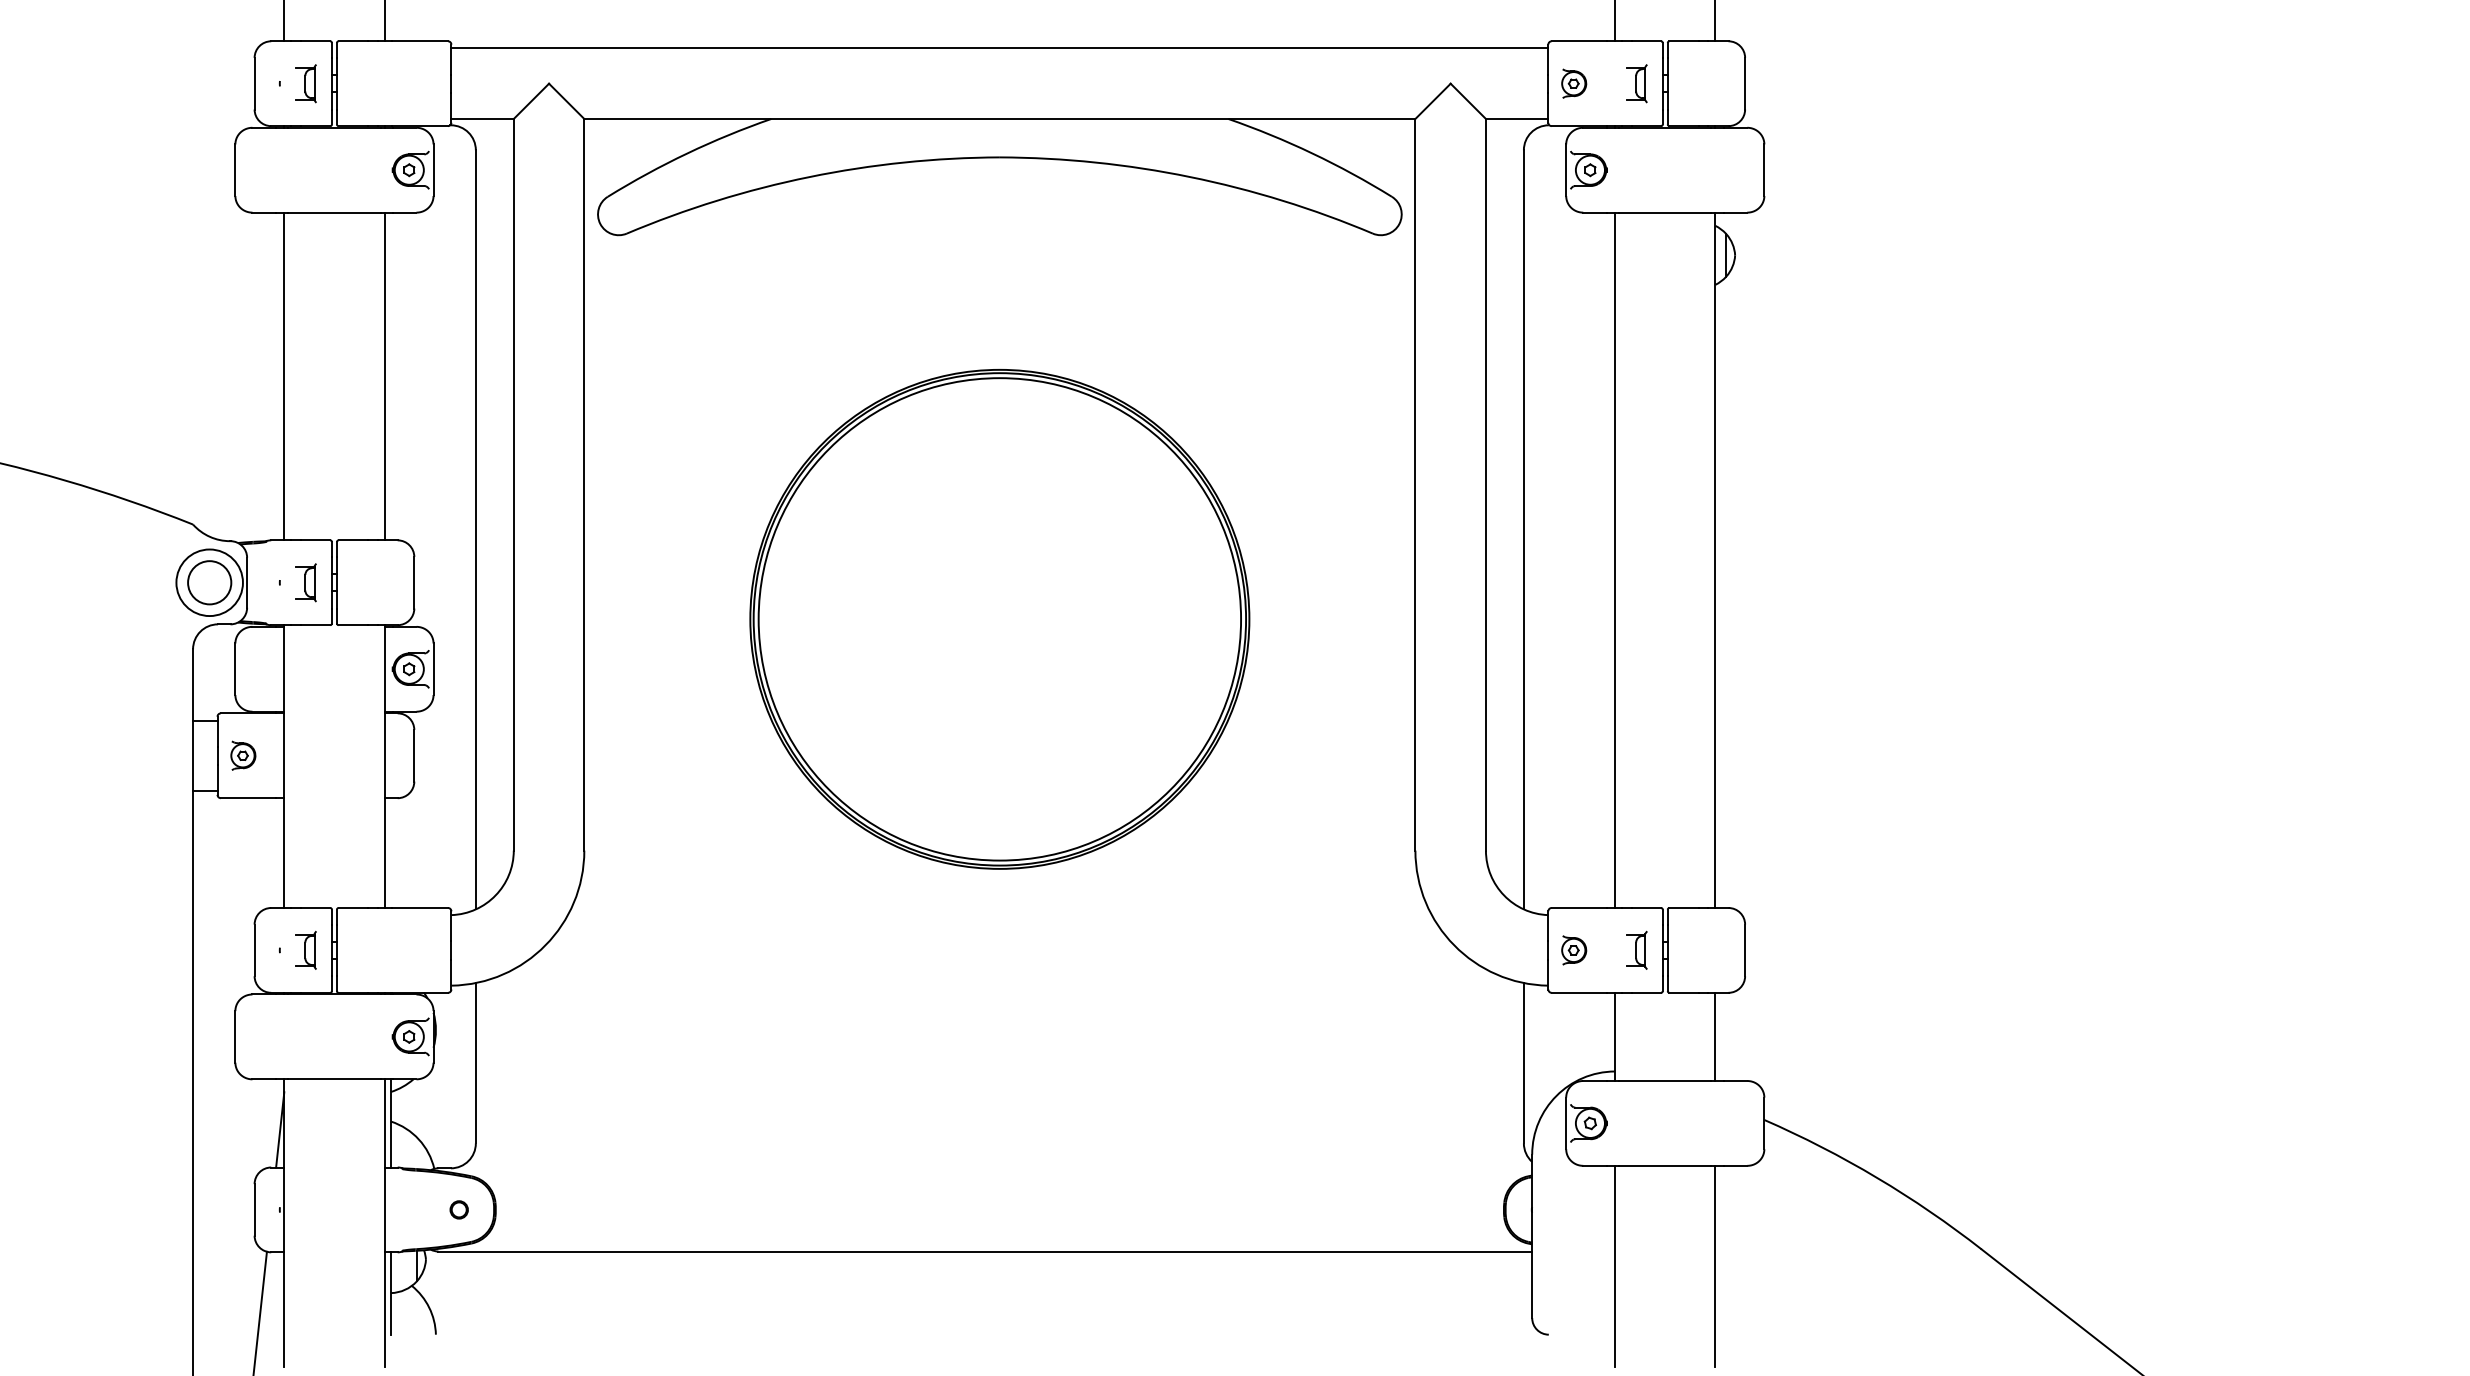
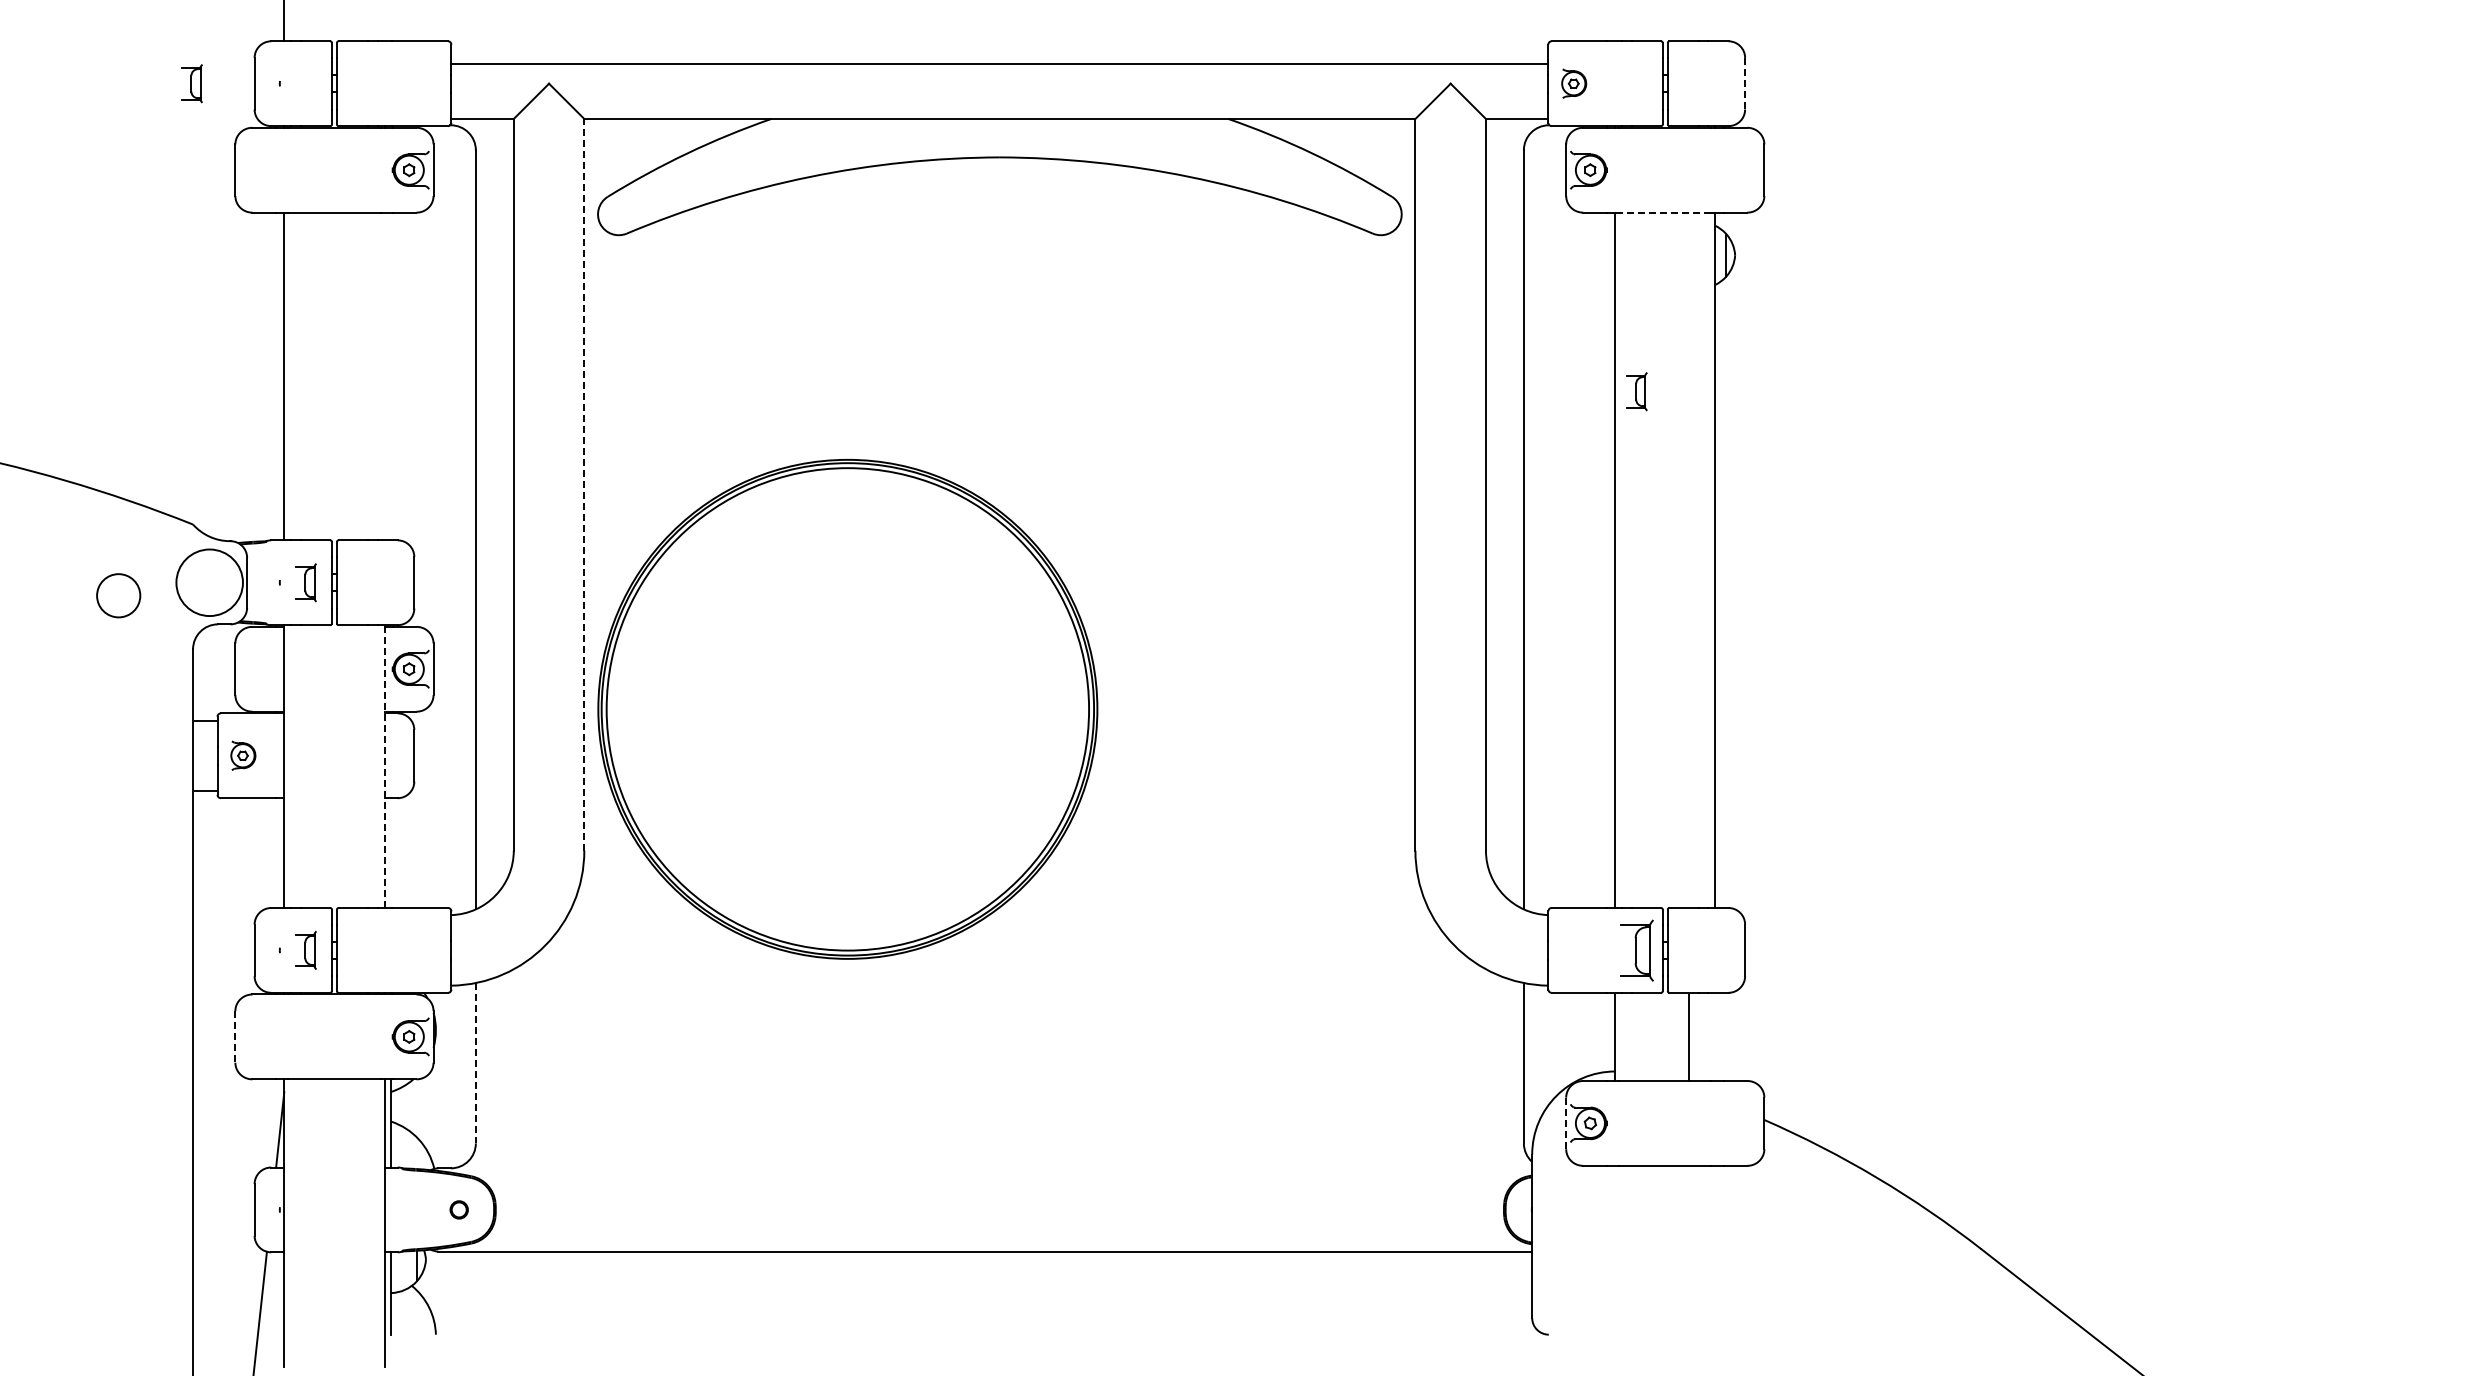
line: present -> none (384, 21)
line: present -> none (1615, 21)
line: present -> none (1715, 21)
line position: (999, 48) -> (999, 64) (999, 64)
part position: (305, 83) -> (191, 83) (191, 83)
part position: (1636, 83) -> (1636, 391) (1636, 391)
line: solid -> dashed (1745, 83)
line: solid -> dashed (1664, 212)
line: present -> none (384, 376)
line: solid -> dashed (584, 484)
circle position: (209, 582) -> (118, 595) (118, 595)
part position: (999, 619) -> (847, 709) (847, 709)
line: solid -> dashed (384, 766)
part size: 22x40 px -> 34x63 px (1636, 950)
part: present -> none (1574, 950)
line: solid -> dashed (235, 1036)
line position: (1715, 1036) -> (1689, 1036) (1689, 1036)
line: solid -> dashed (475, 1063)
line: solid -> dashed (1566, 1123)
line: present -> none (1615, 1266)
line: present -> none (1715, 1266)
